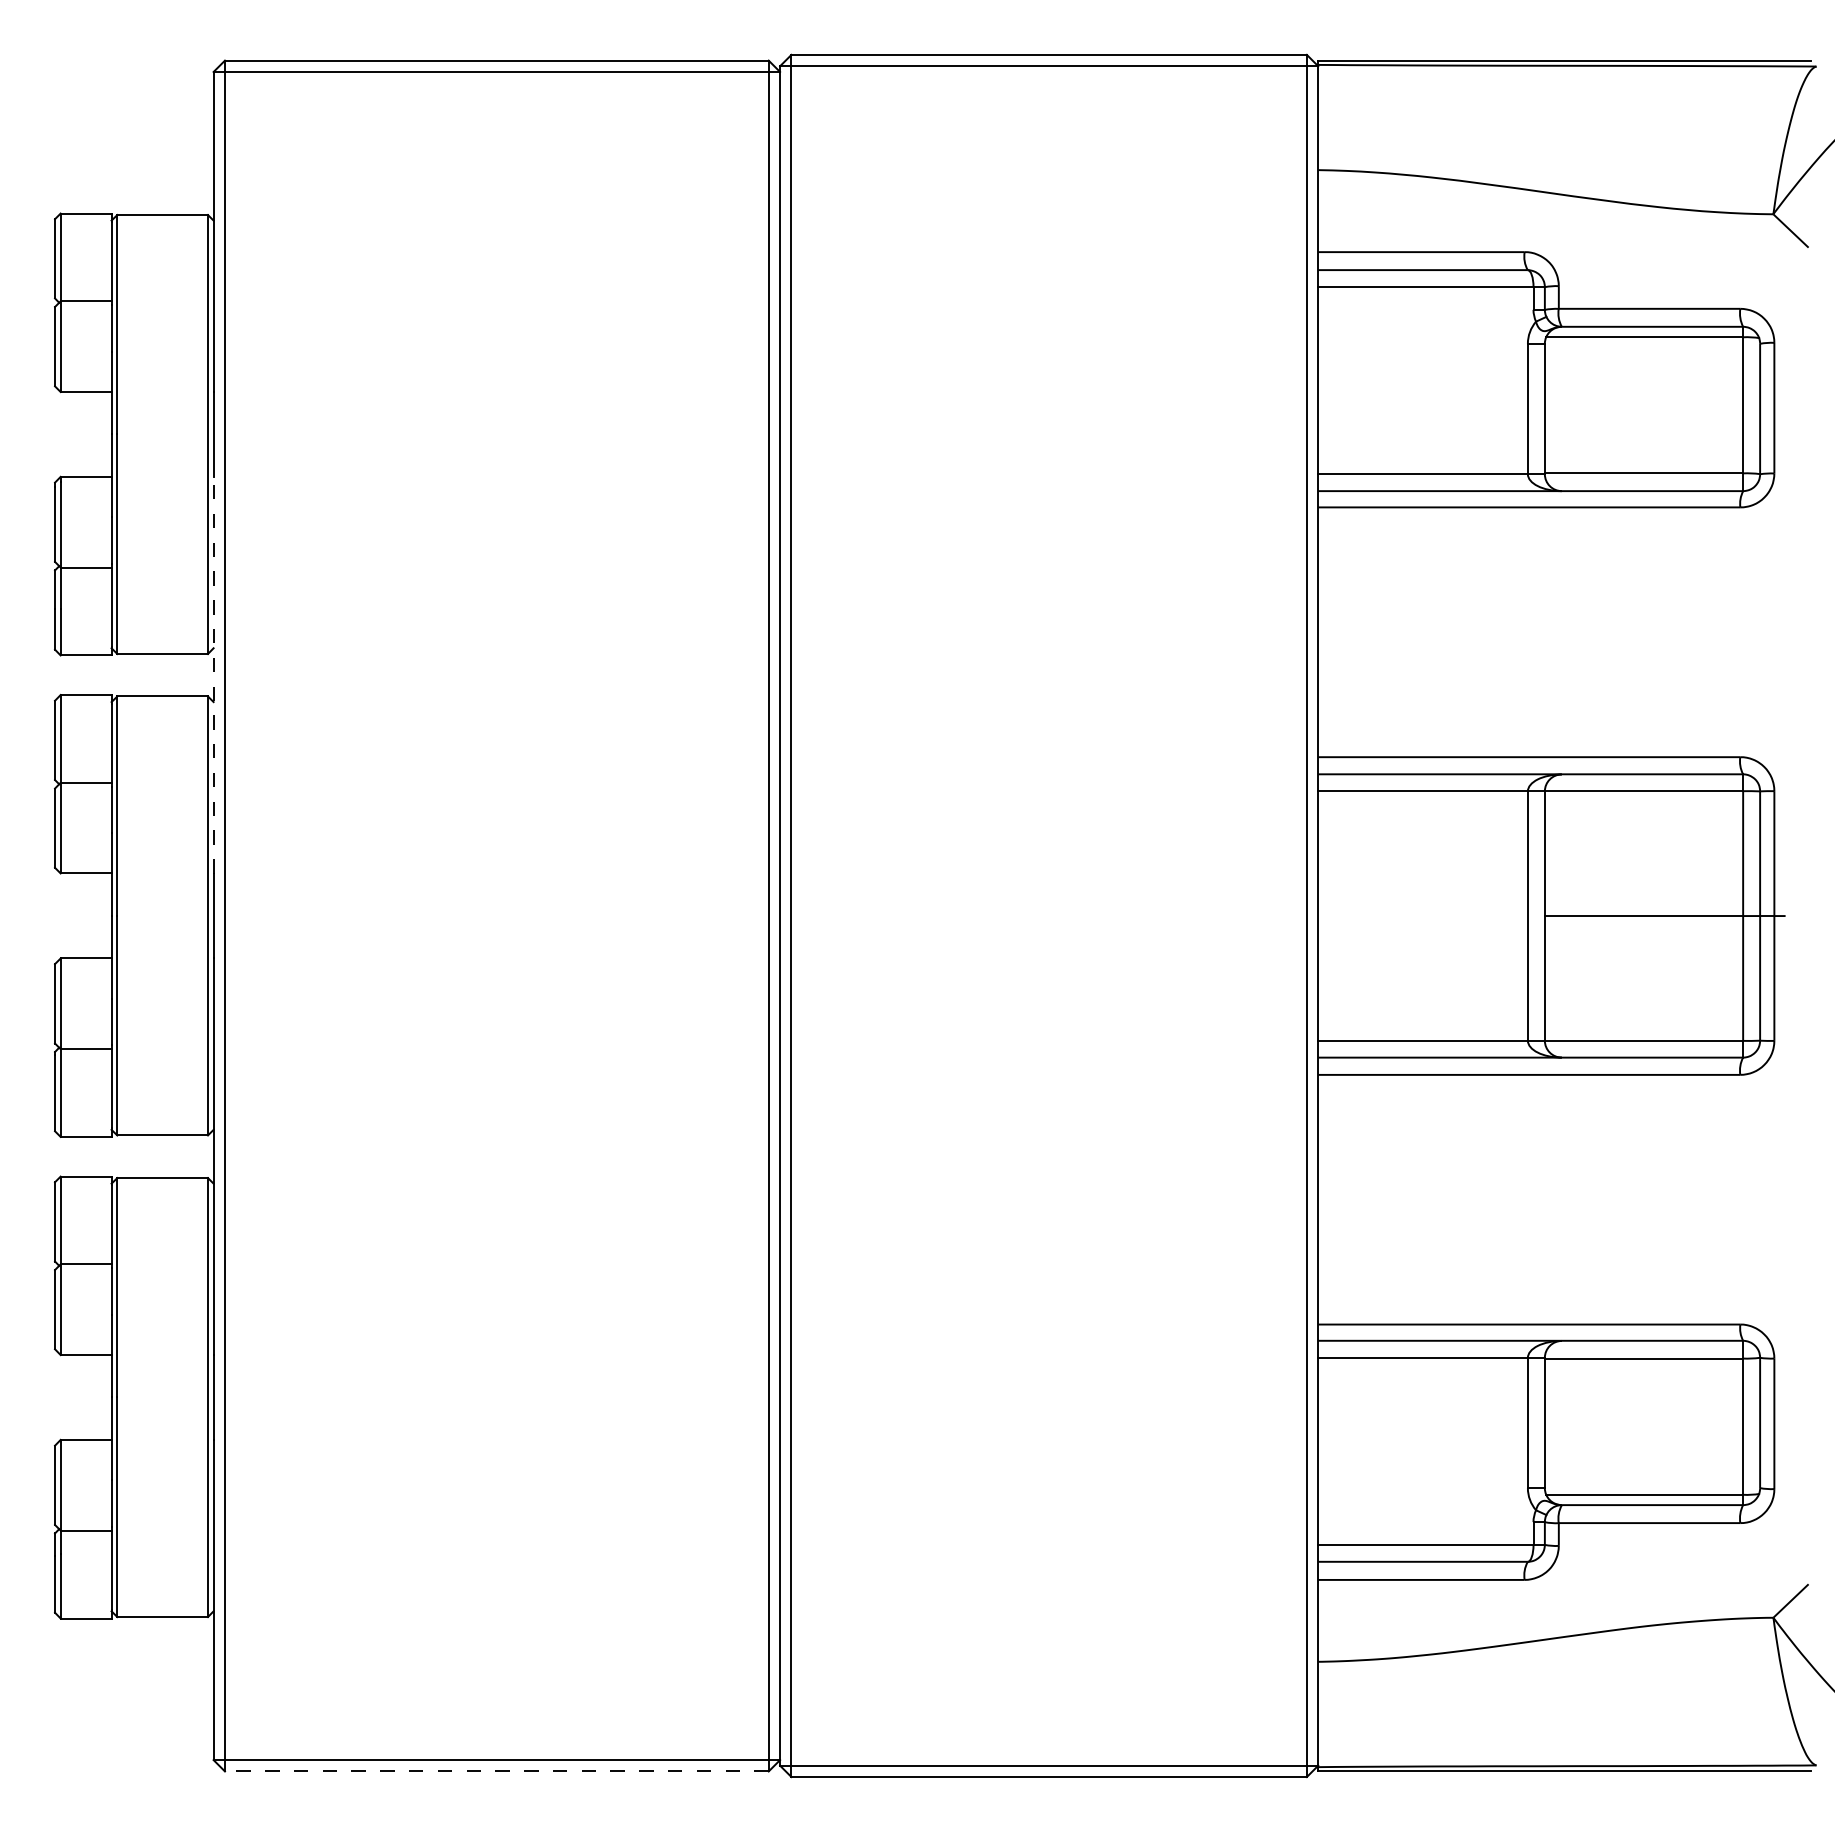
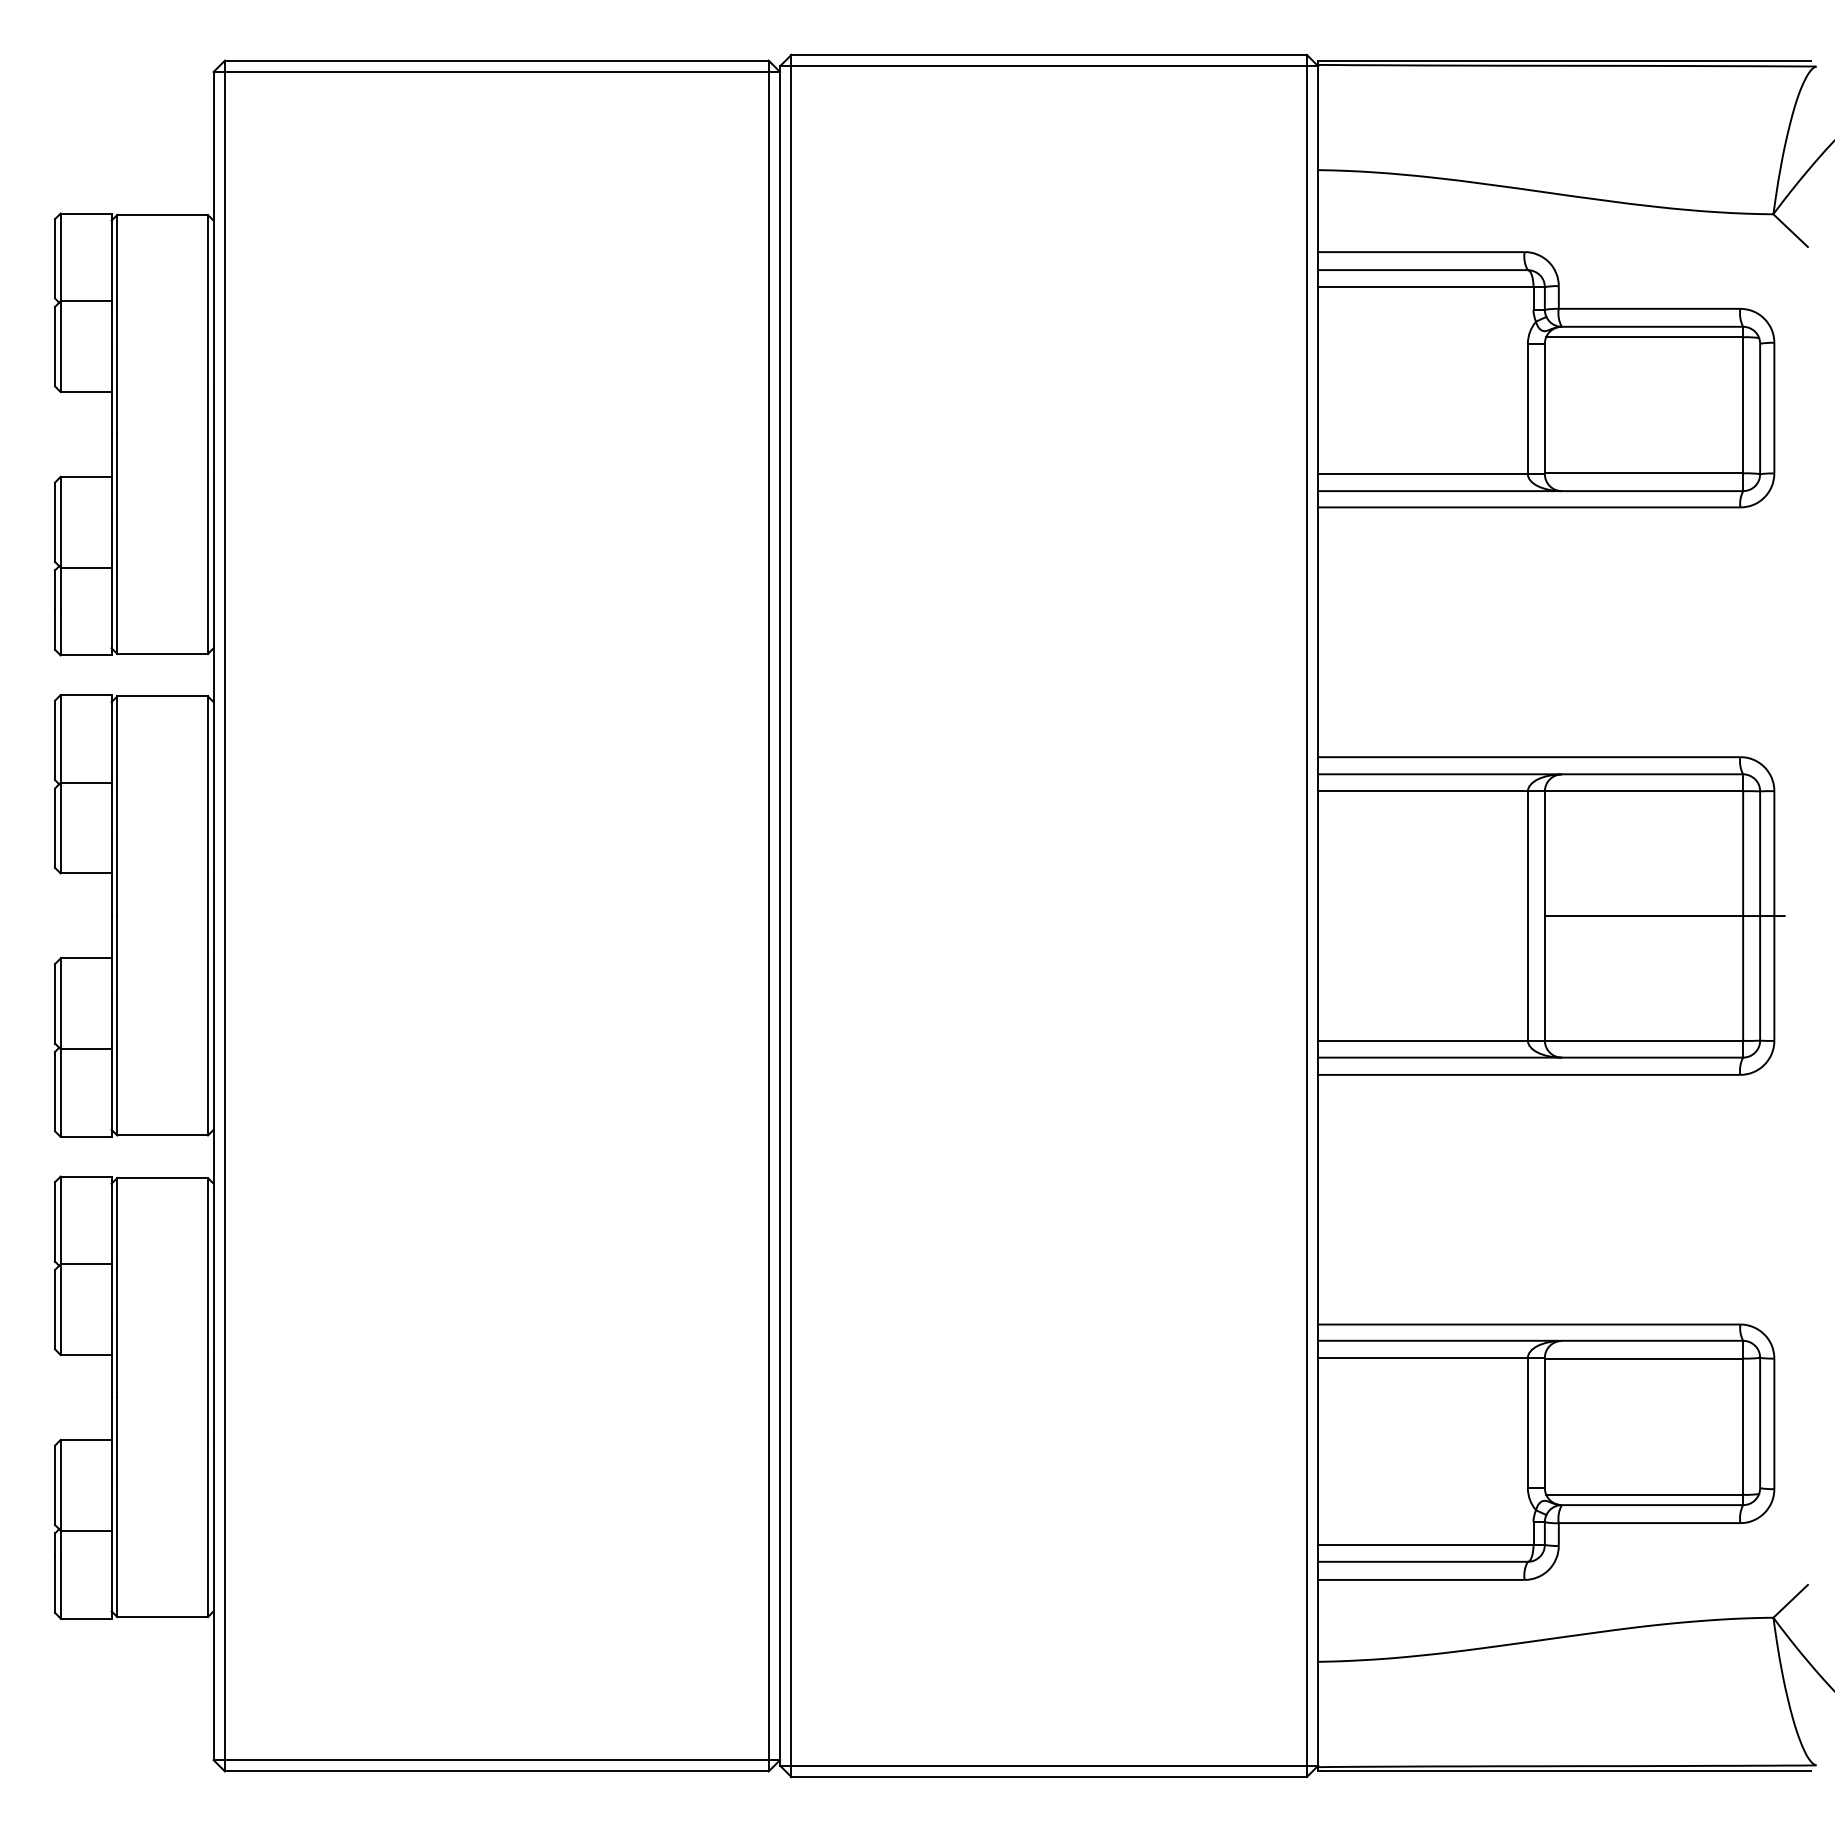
line: dashed -> solid (213, 674)
line: dashed -> solid (496, 1771)
